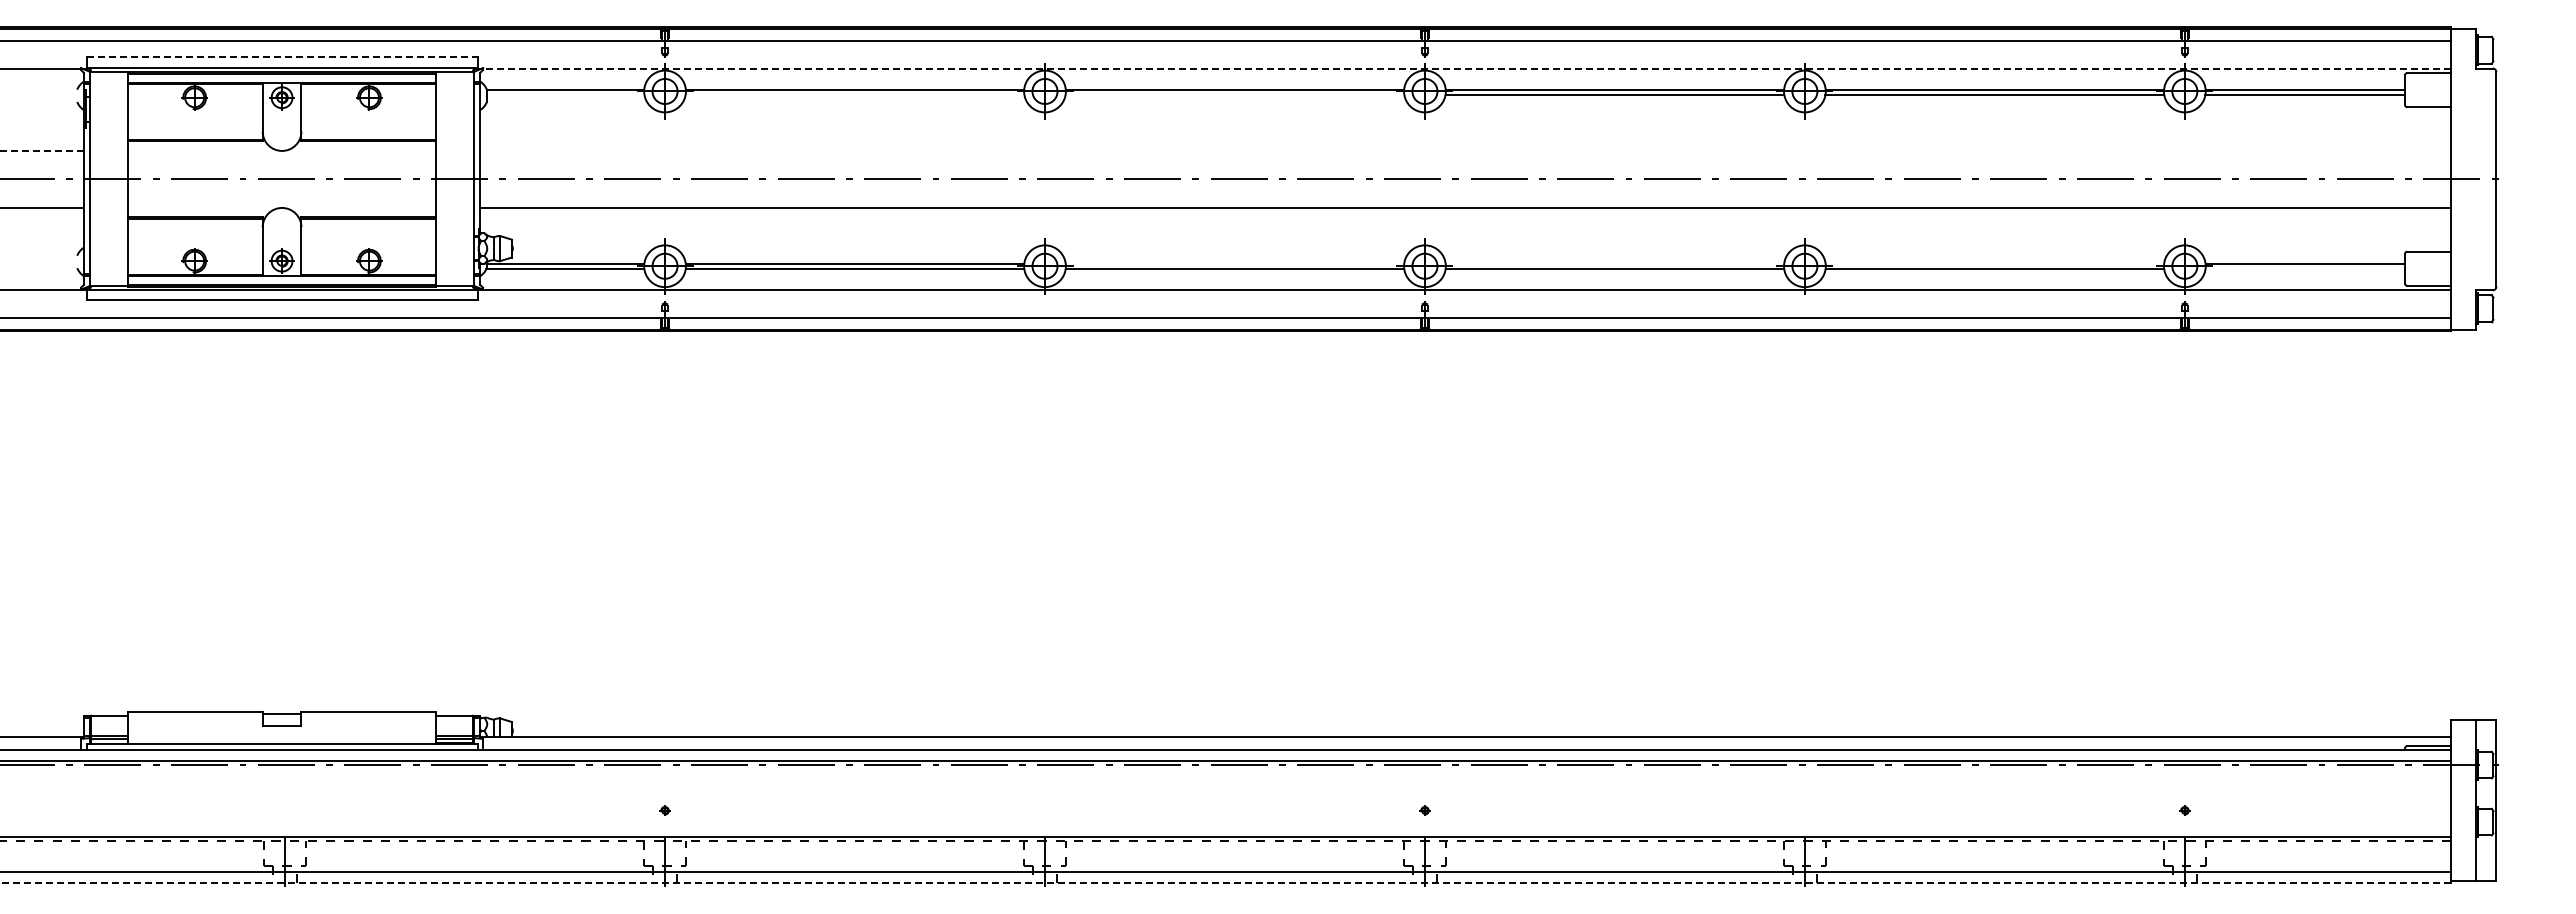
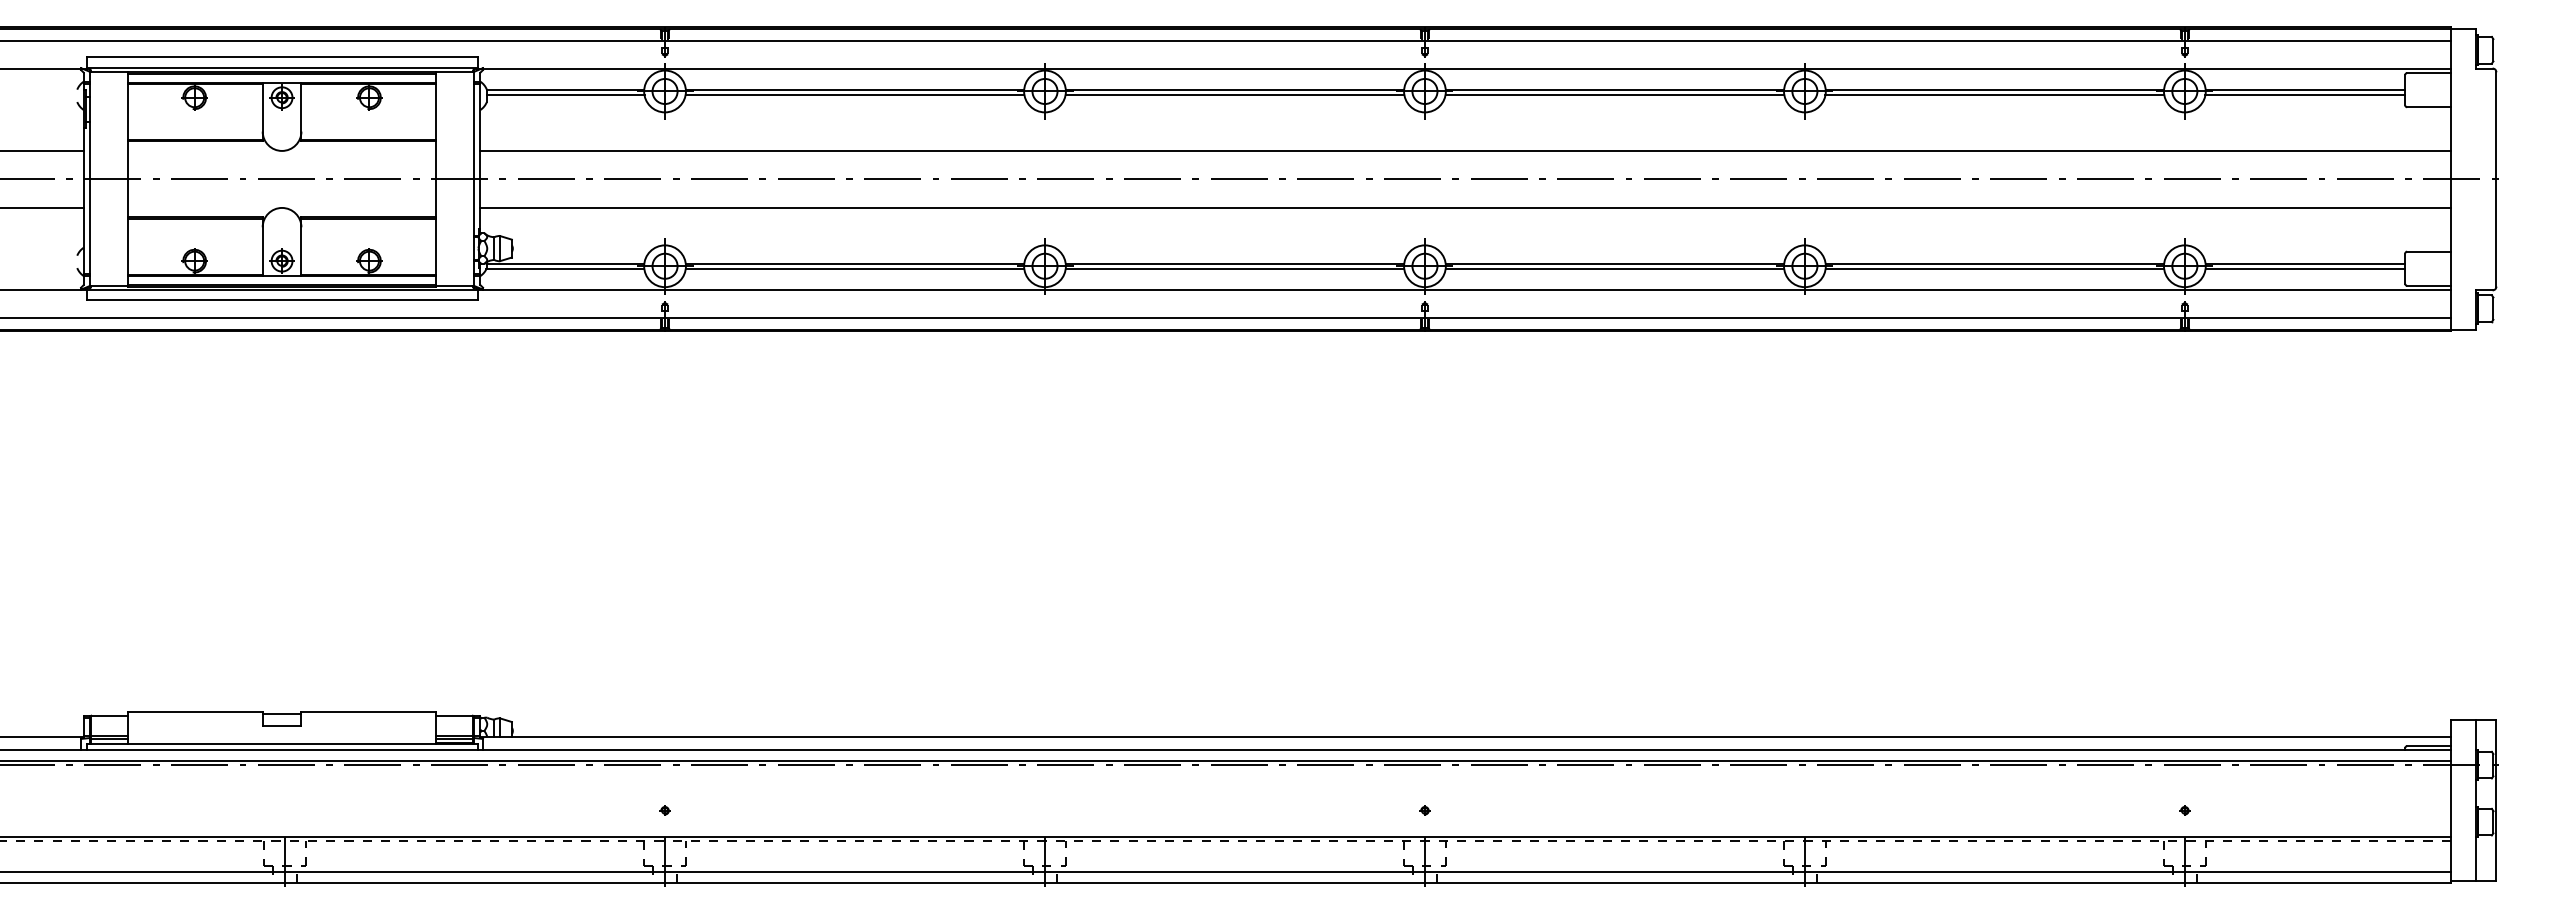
line: dashed -> solid (282, 57)
line: dashed -> solid (1466, 69)
line: none -> present (565, 95)
line: none -> present (854, 95)
line: none -> present (1234, 95)
line: dashed -> solid (41, 150)
line: none -> present (1465, 150)
line: none -> present (1234, 263)
line: none -> present (1614, 263)
line: none -> present (1994, 263)
line: none -> present (2305, 269)
line: dashed -> solid (1224, 882)
